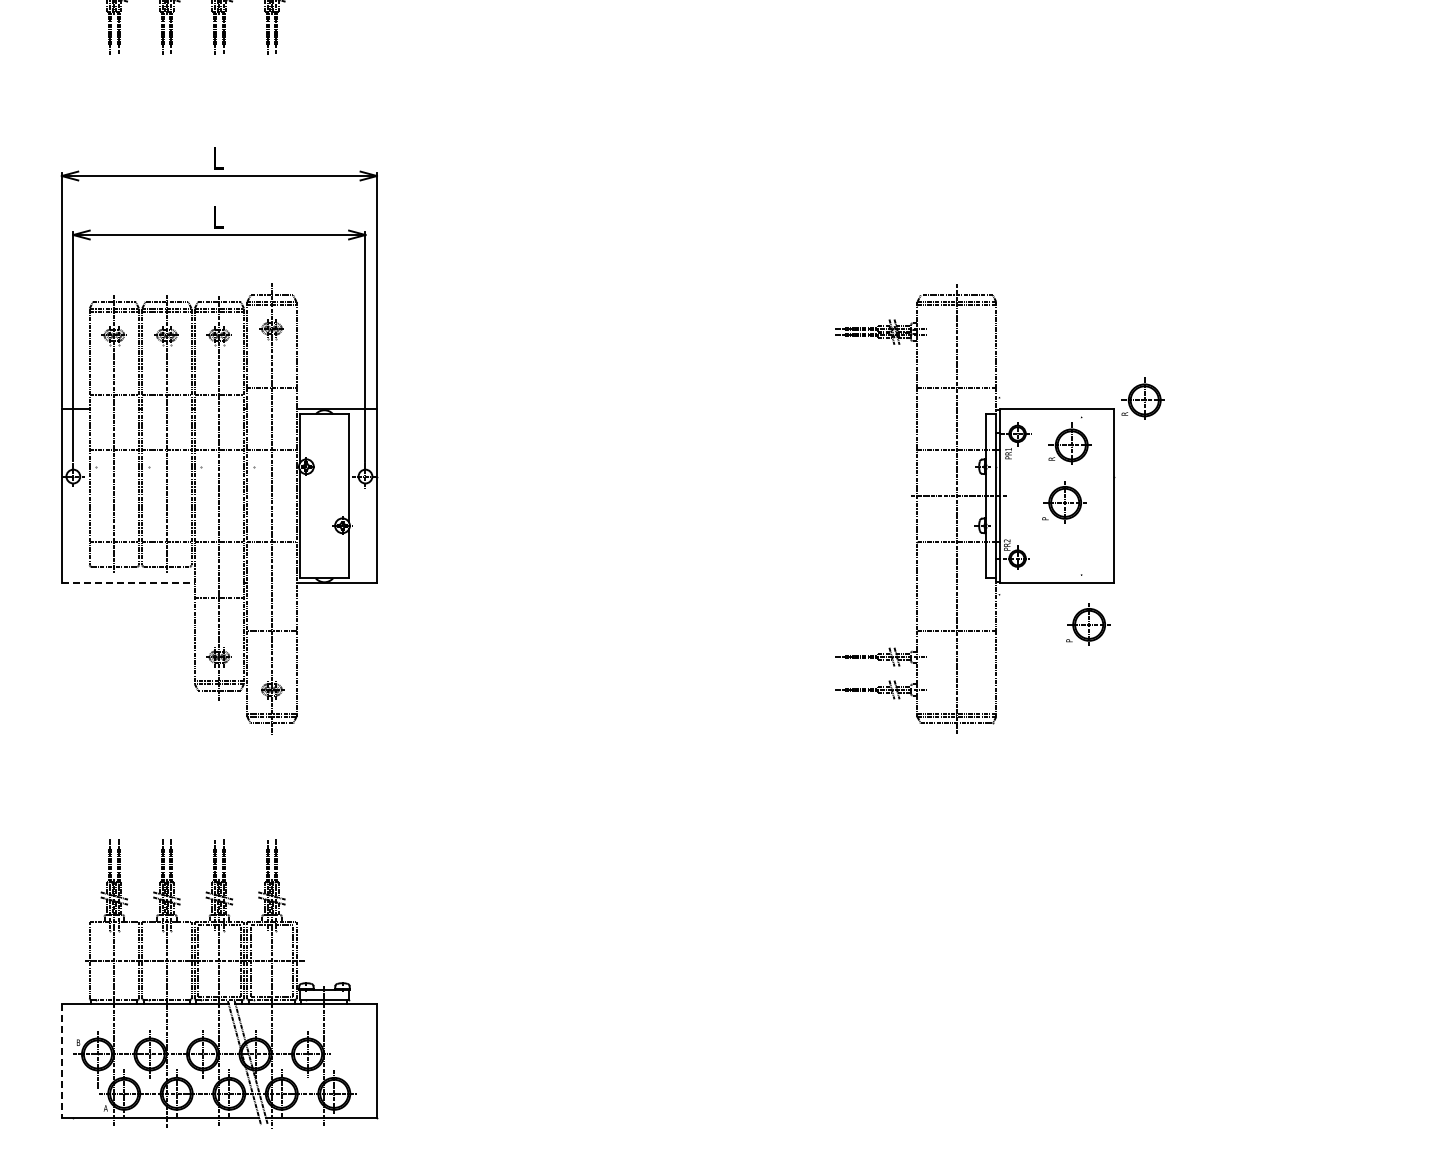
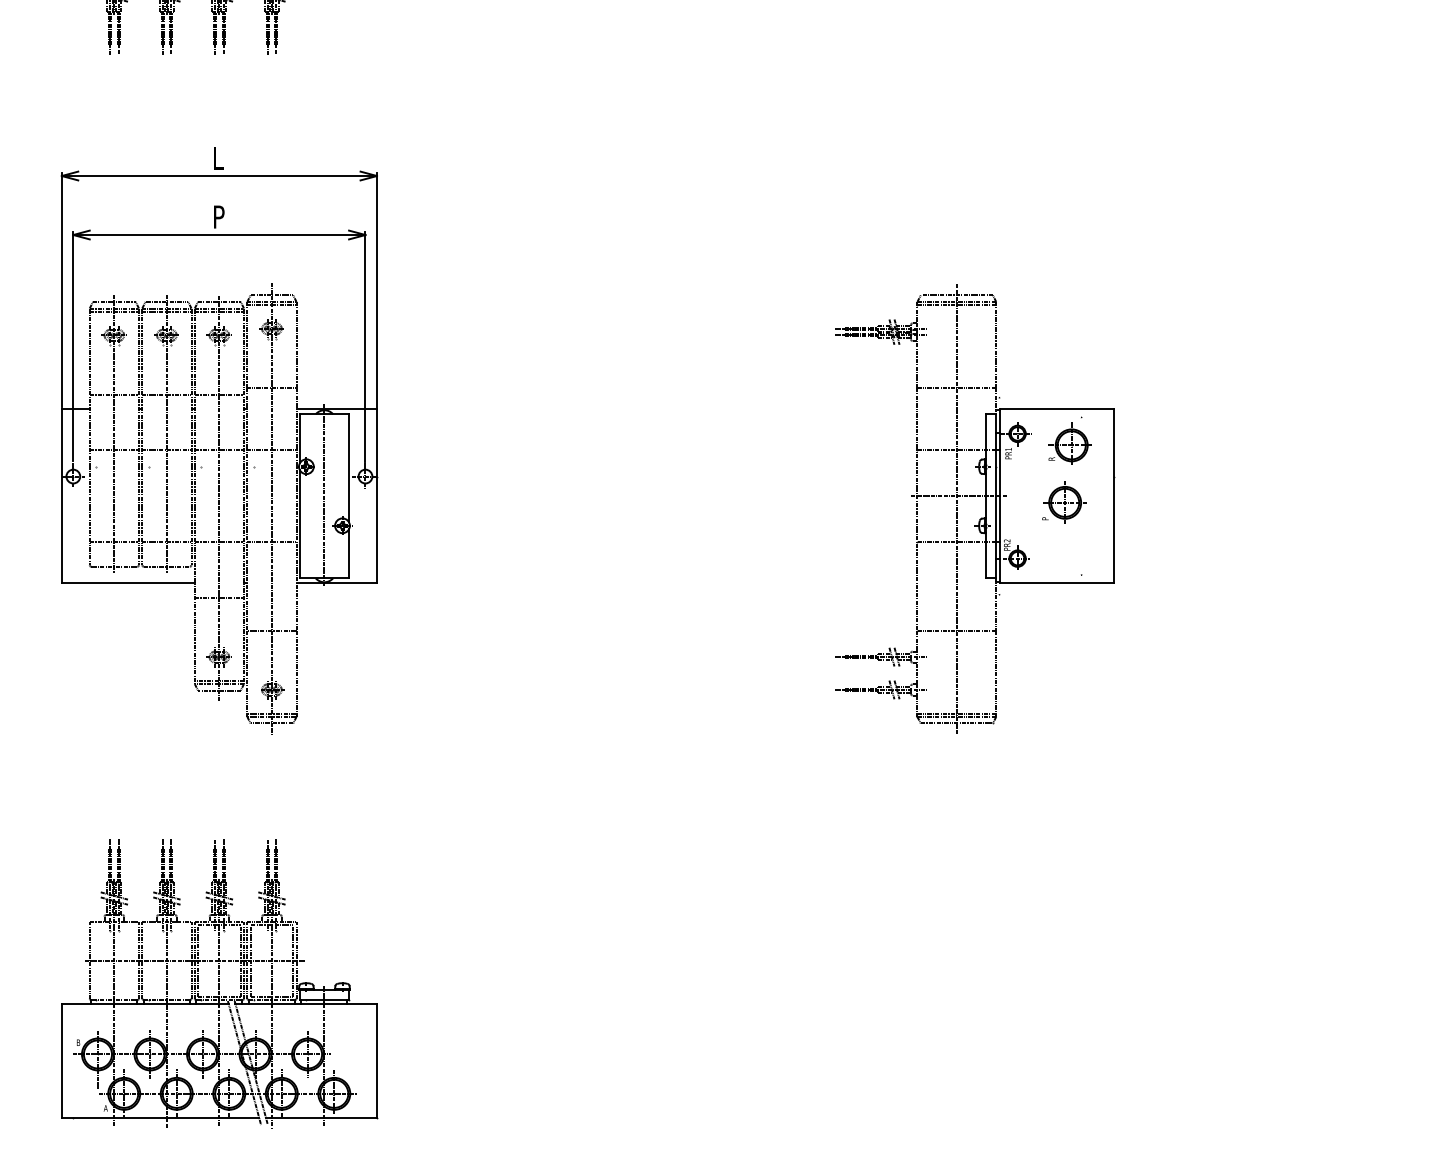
text: L -> P (219, 216)
part: present -> none (1142, 398)
line: none -> present (324, 496)
line: dashed -> solid (128, 583)
part: present -> none (1088, 624)
line: dashed -> solid (61, 1061)
